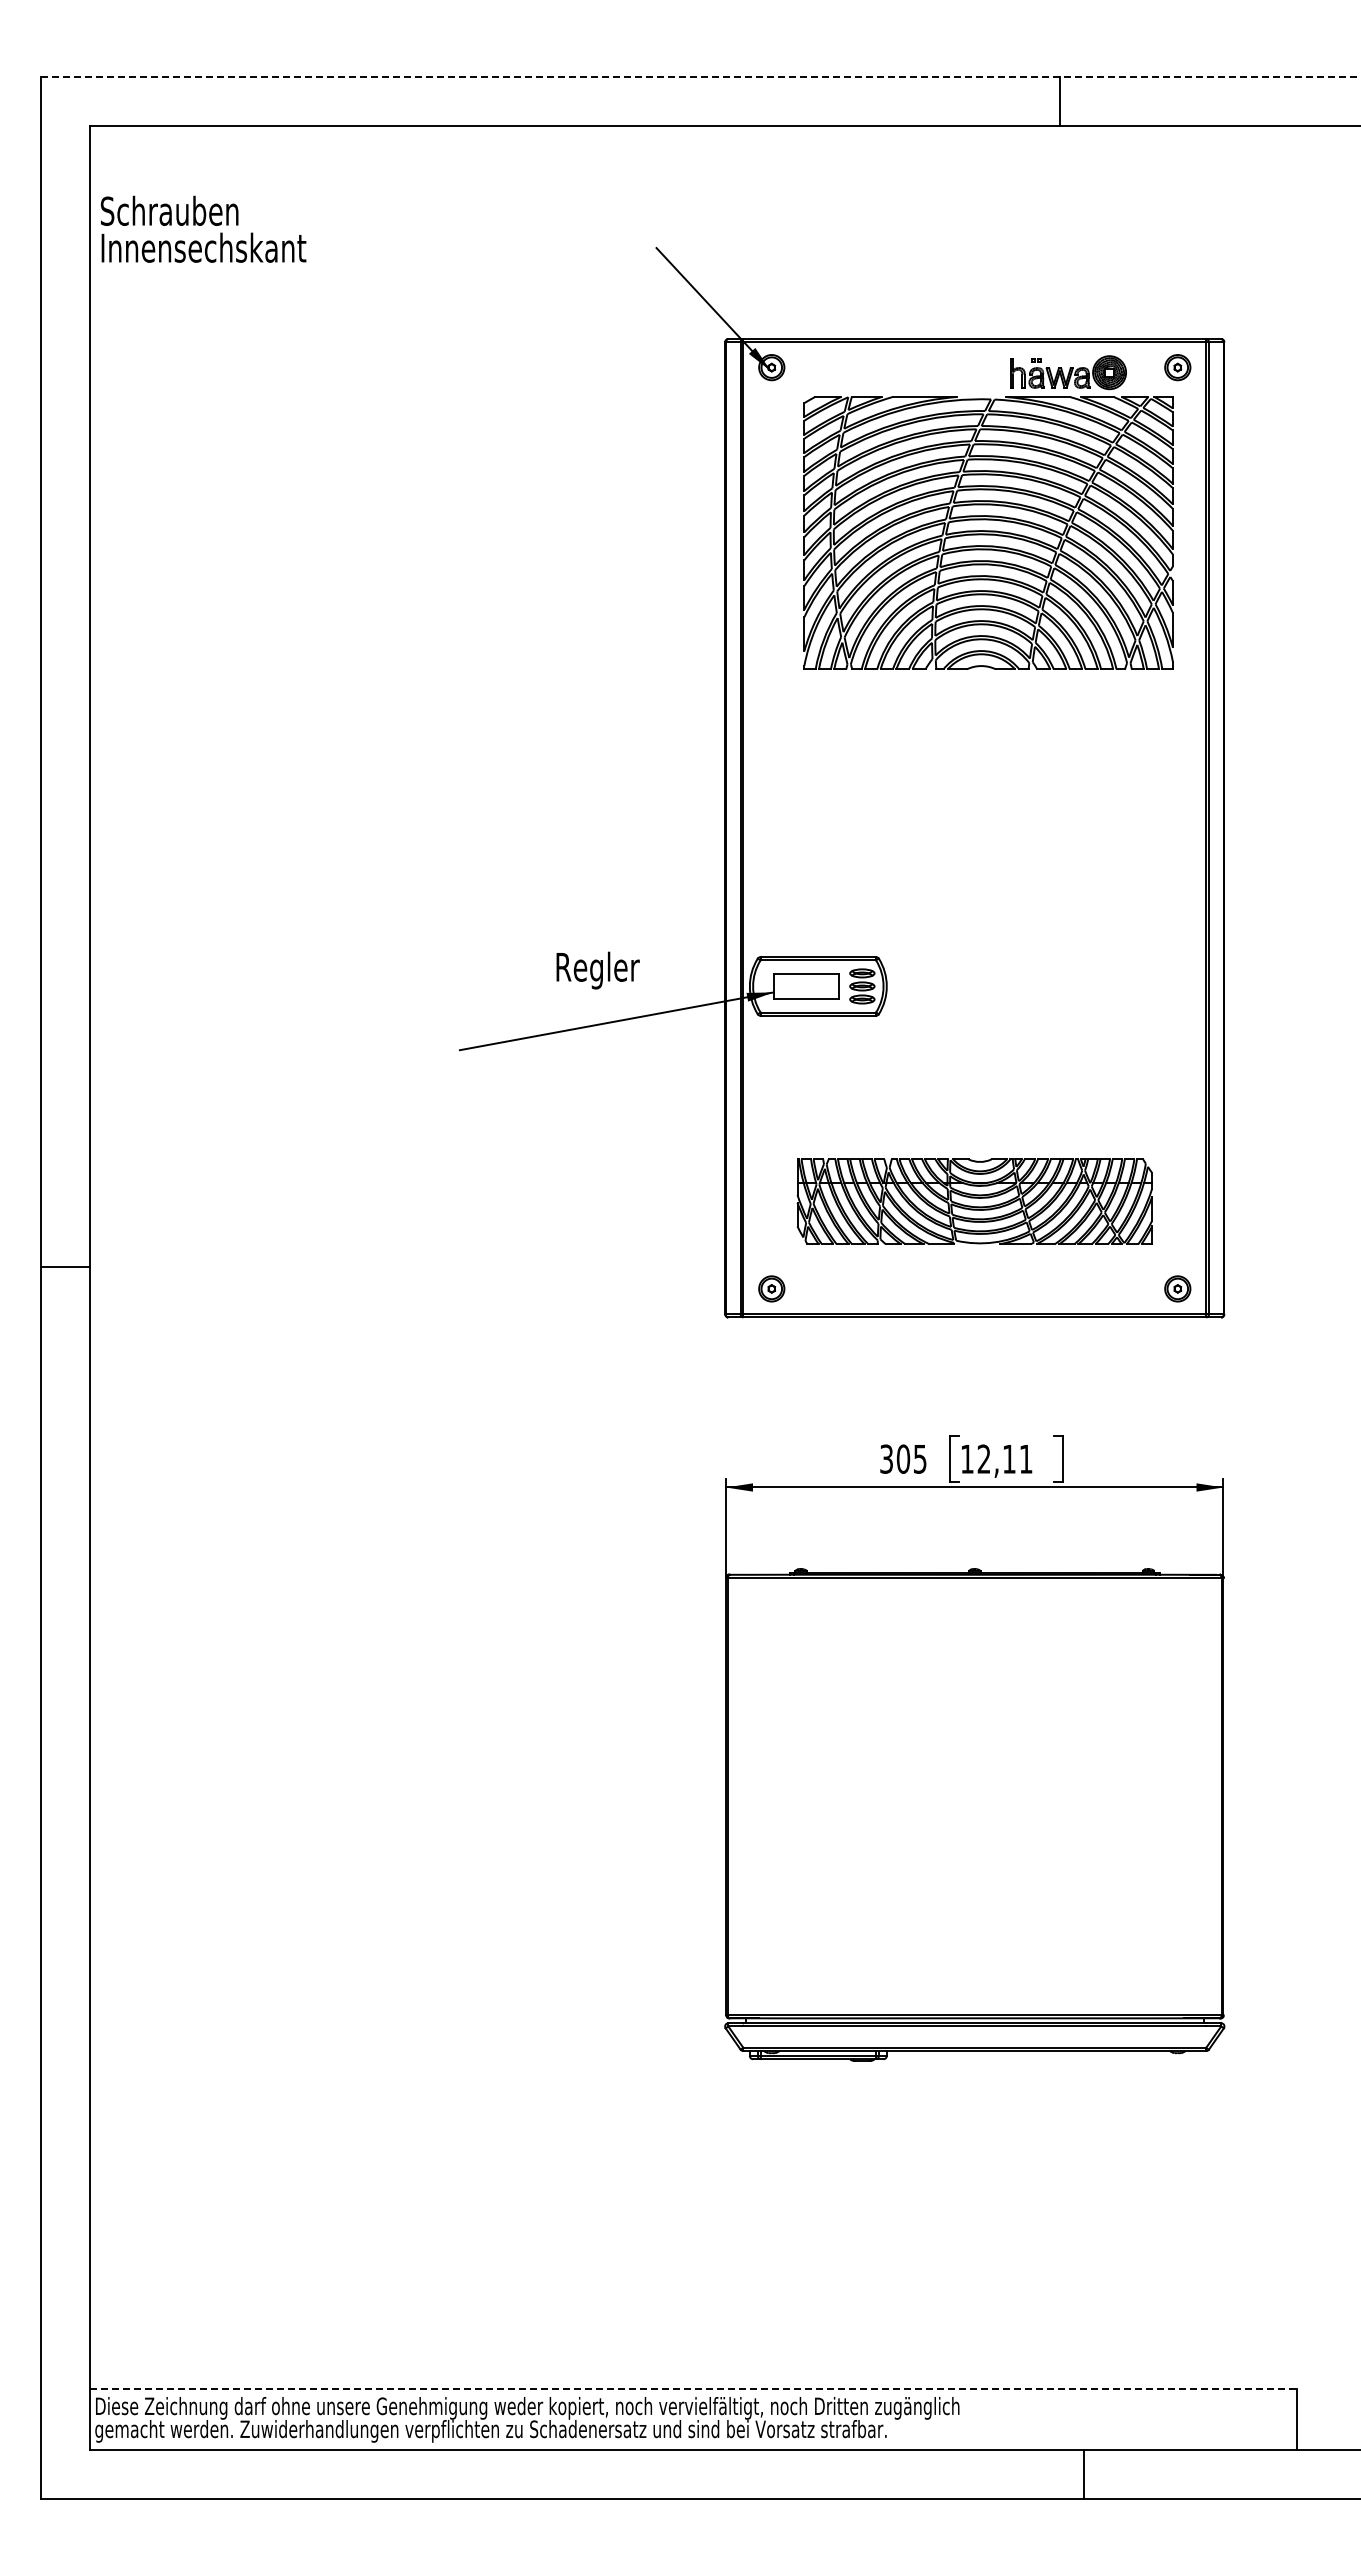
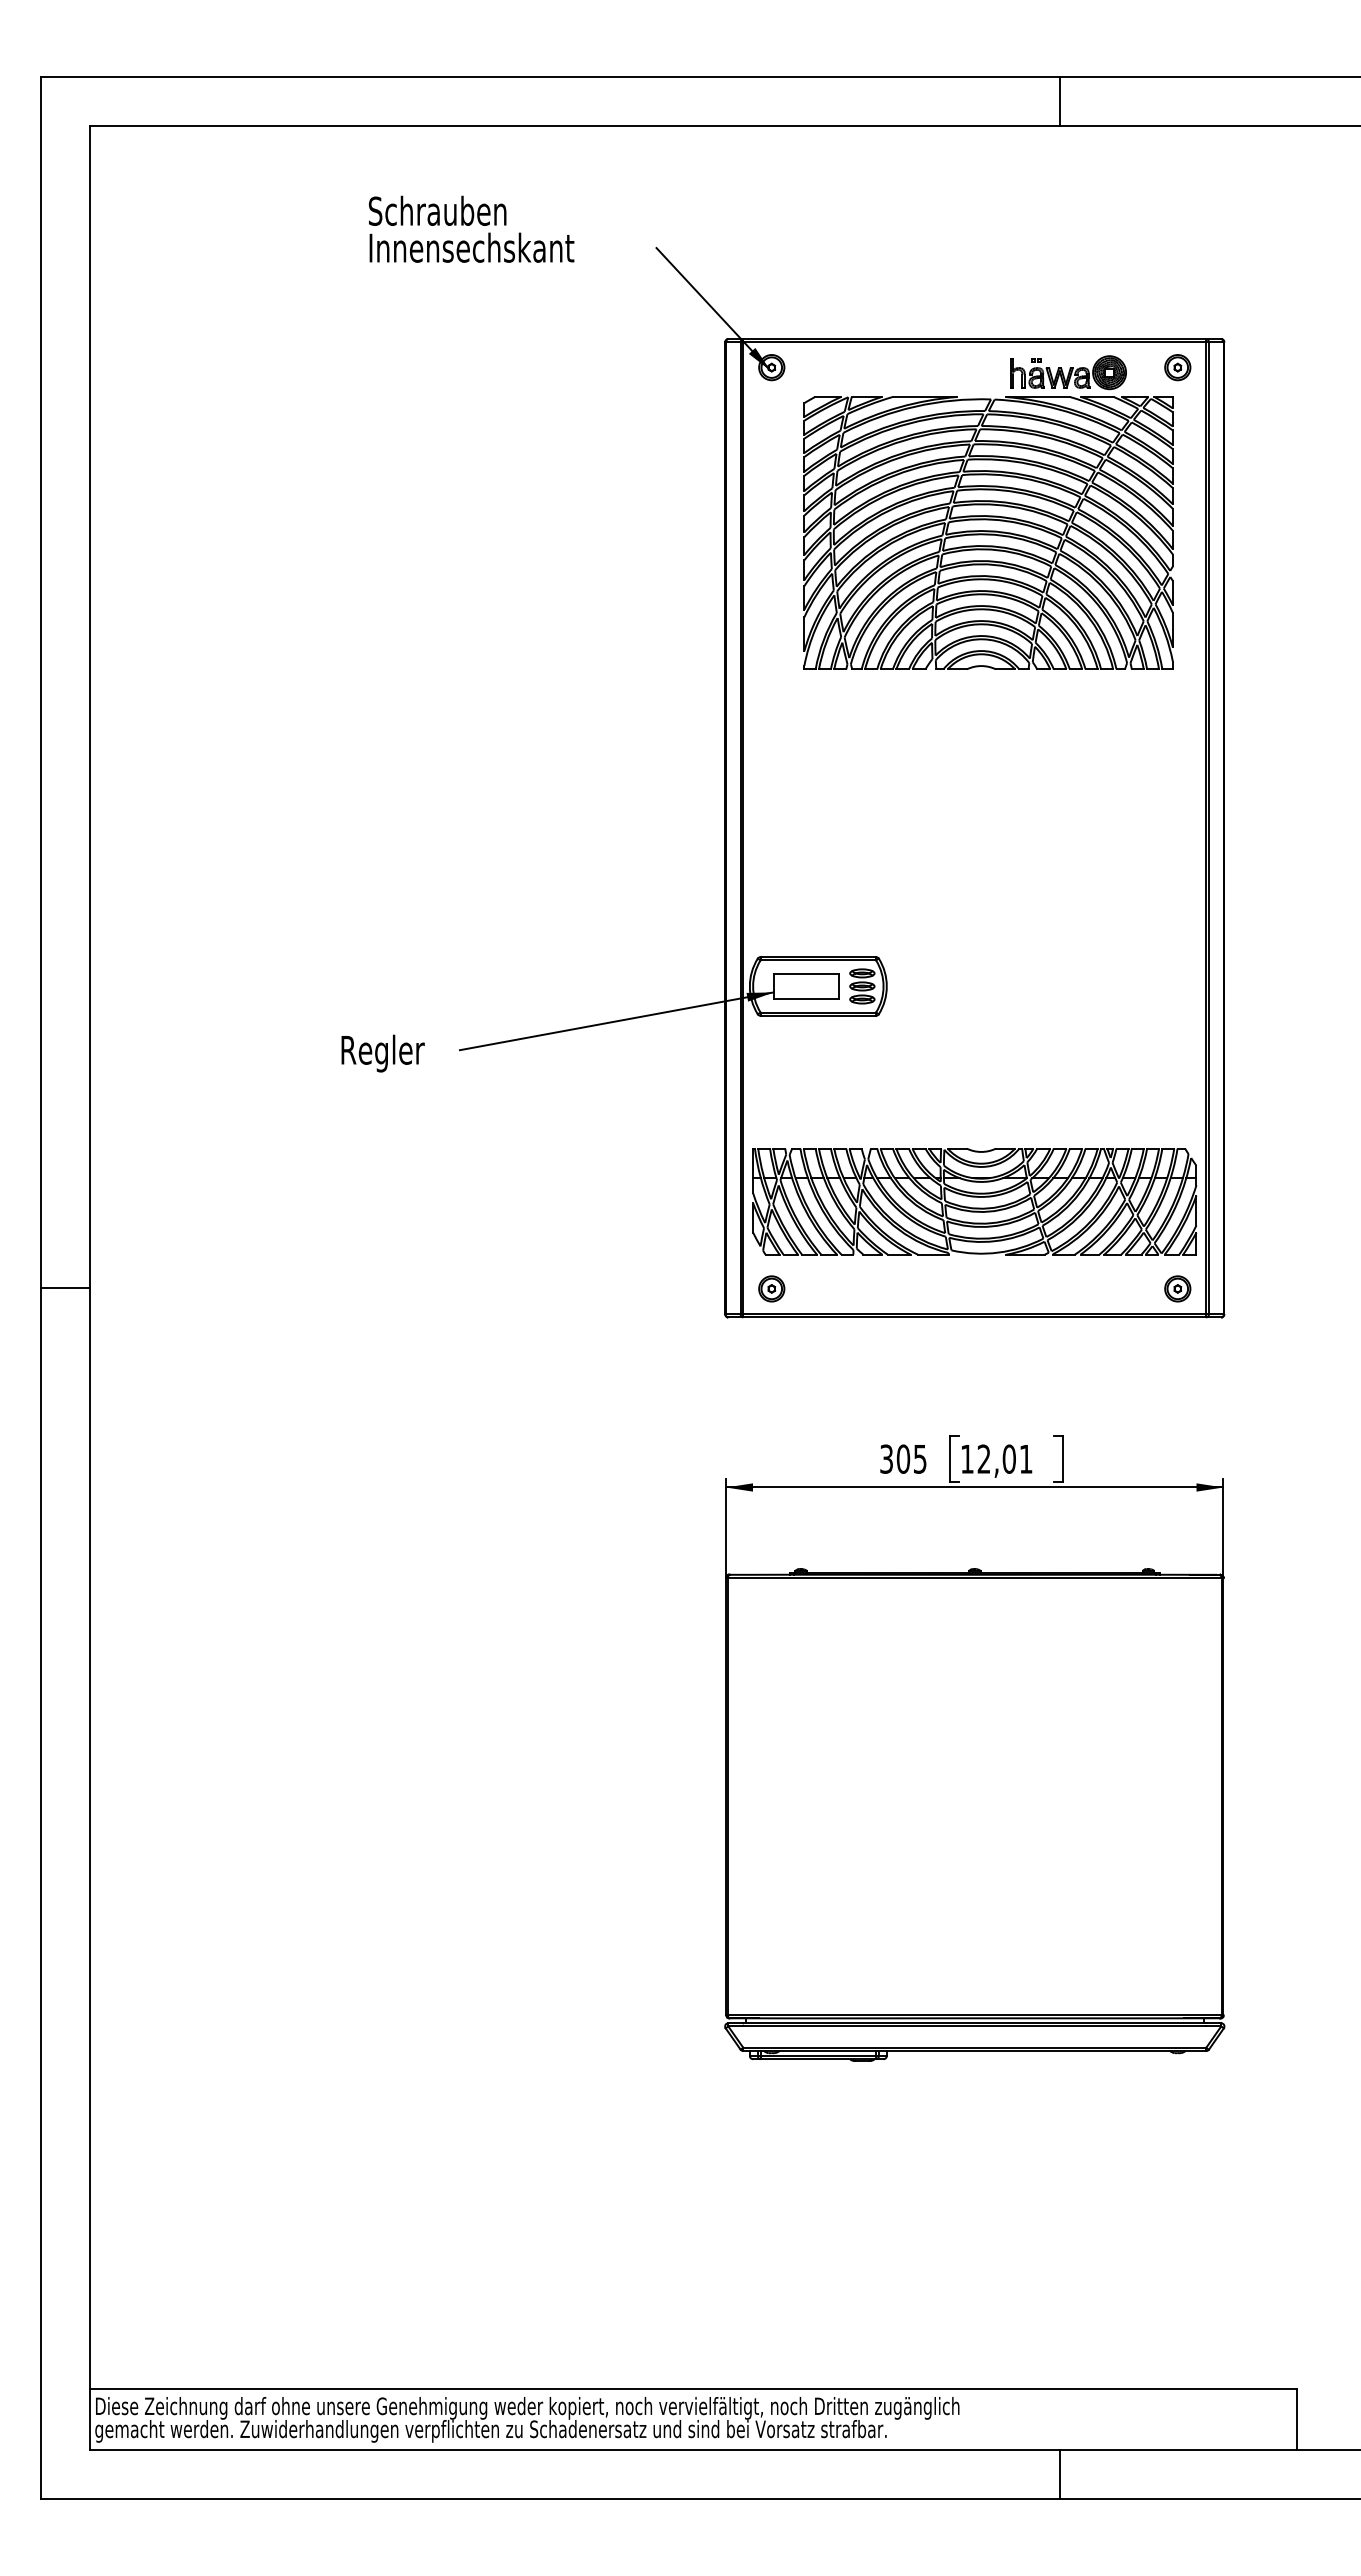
line: dashed -> solid (700, 77)
text position: (203, 228) -> (471, 228) (471, 228)
text position: (597, 970) -> (382, 1053) (382, 1053)
part size: 357x87 px -> 446x108 px (974, 1201)
line position: (64, 1267) -> (64, 1288) (64, 1288)
text: 12,11 -> 12,01 (1008, 1458)
line: dashed -> solid (693, 2388)
line position: (1084, 2473) -> (1060, 2473) (1060, 2473)
